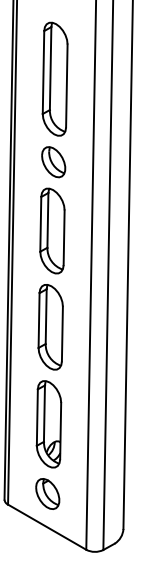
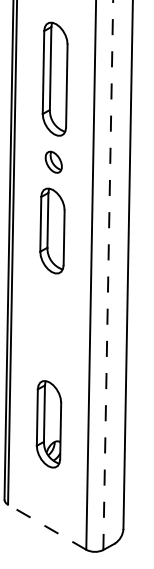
part size: 26x33 px -> 19x24 px (53, 161)
line: solid -> dashed (108, 275)
part: present -> none (50, 327)
part: present -> none (47, 493)
line: solid -> dashed (46, 526)
